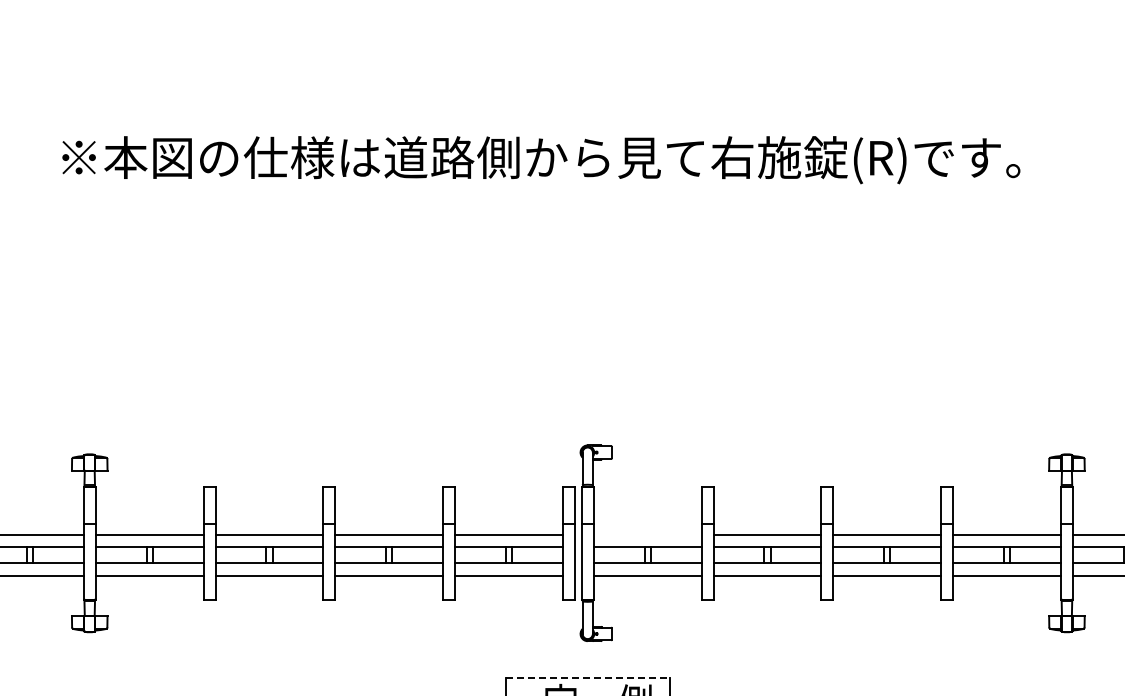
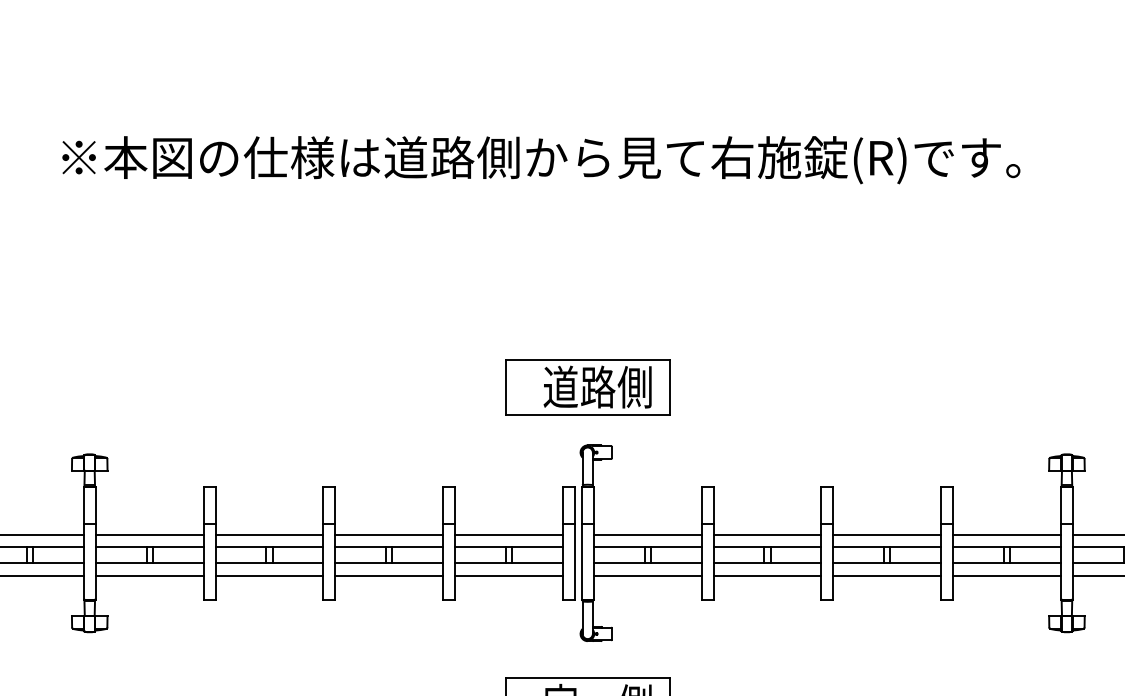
part: none -> present (587, 387)
line: none -> present (647, 534)
line: dashed -> solid (588, 678)
